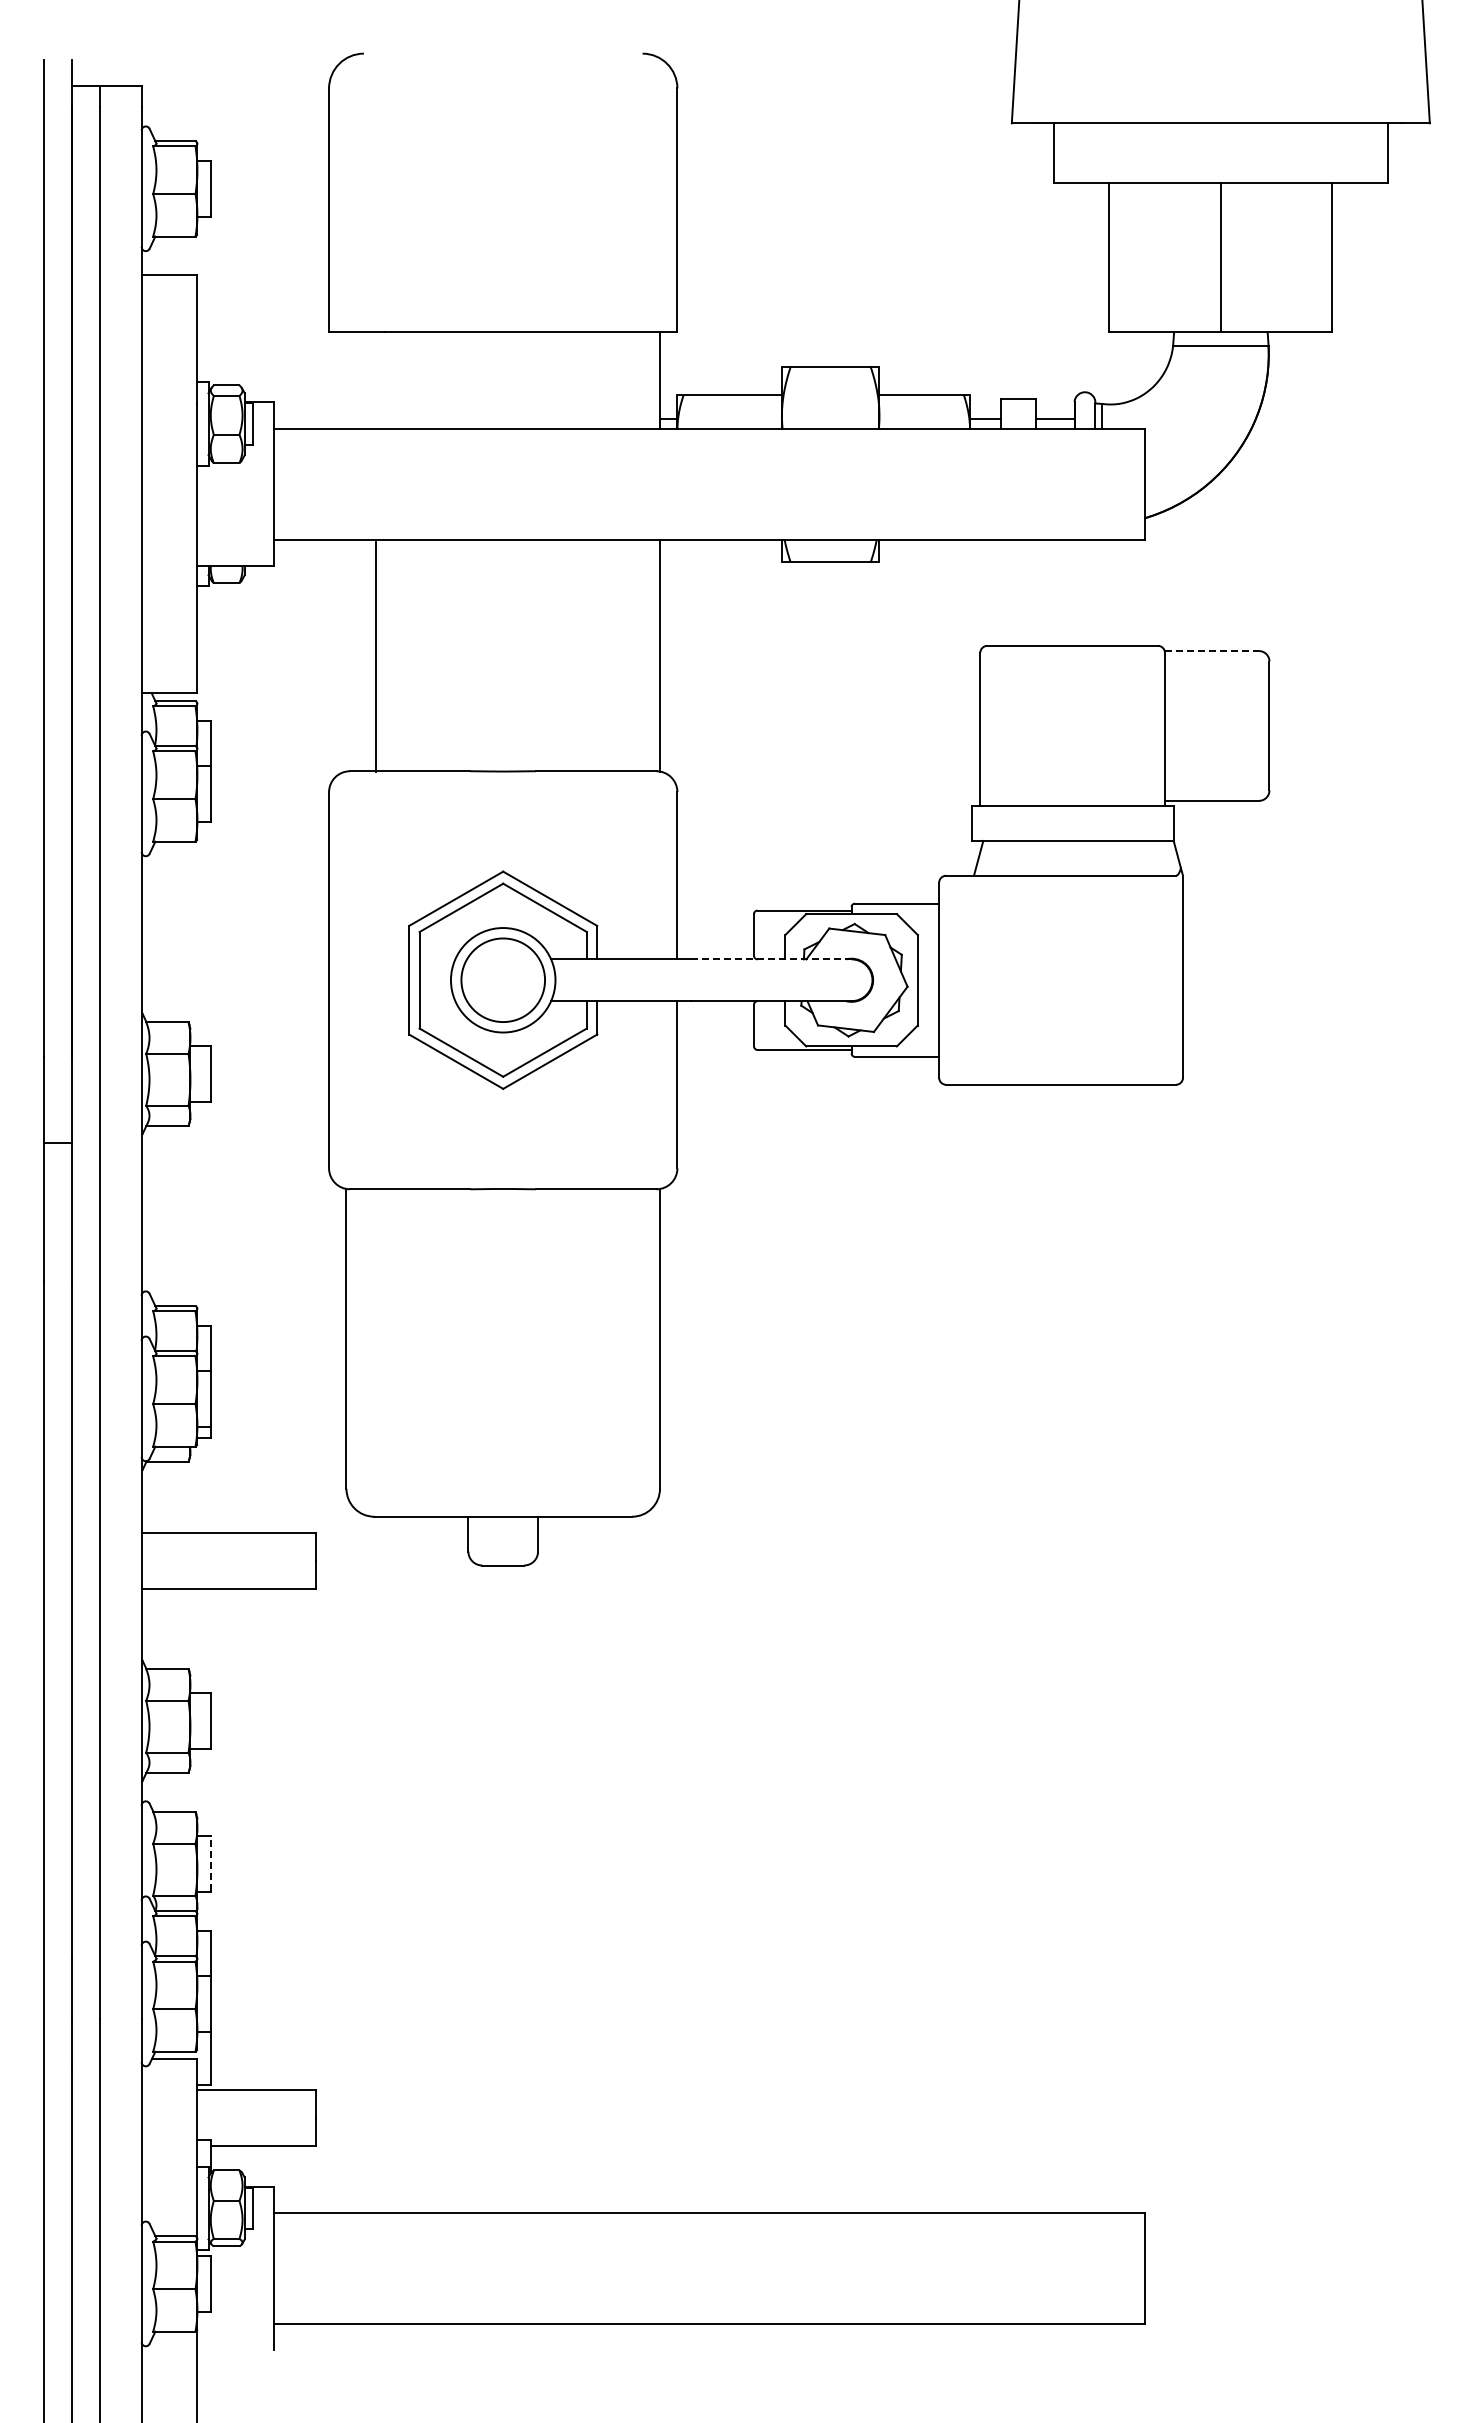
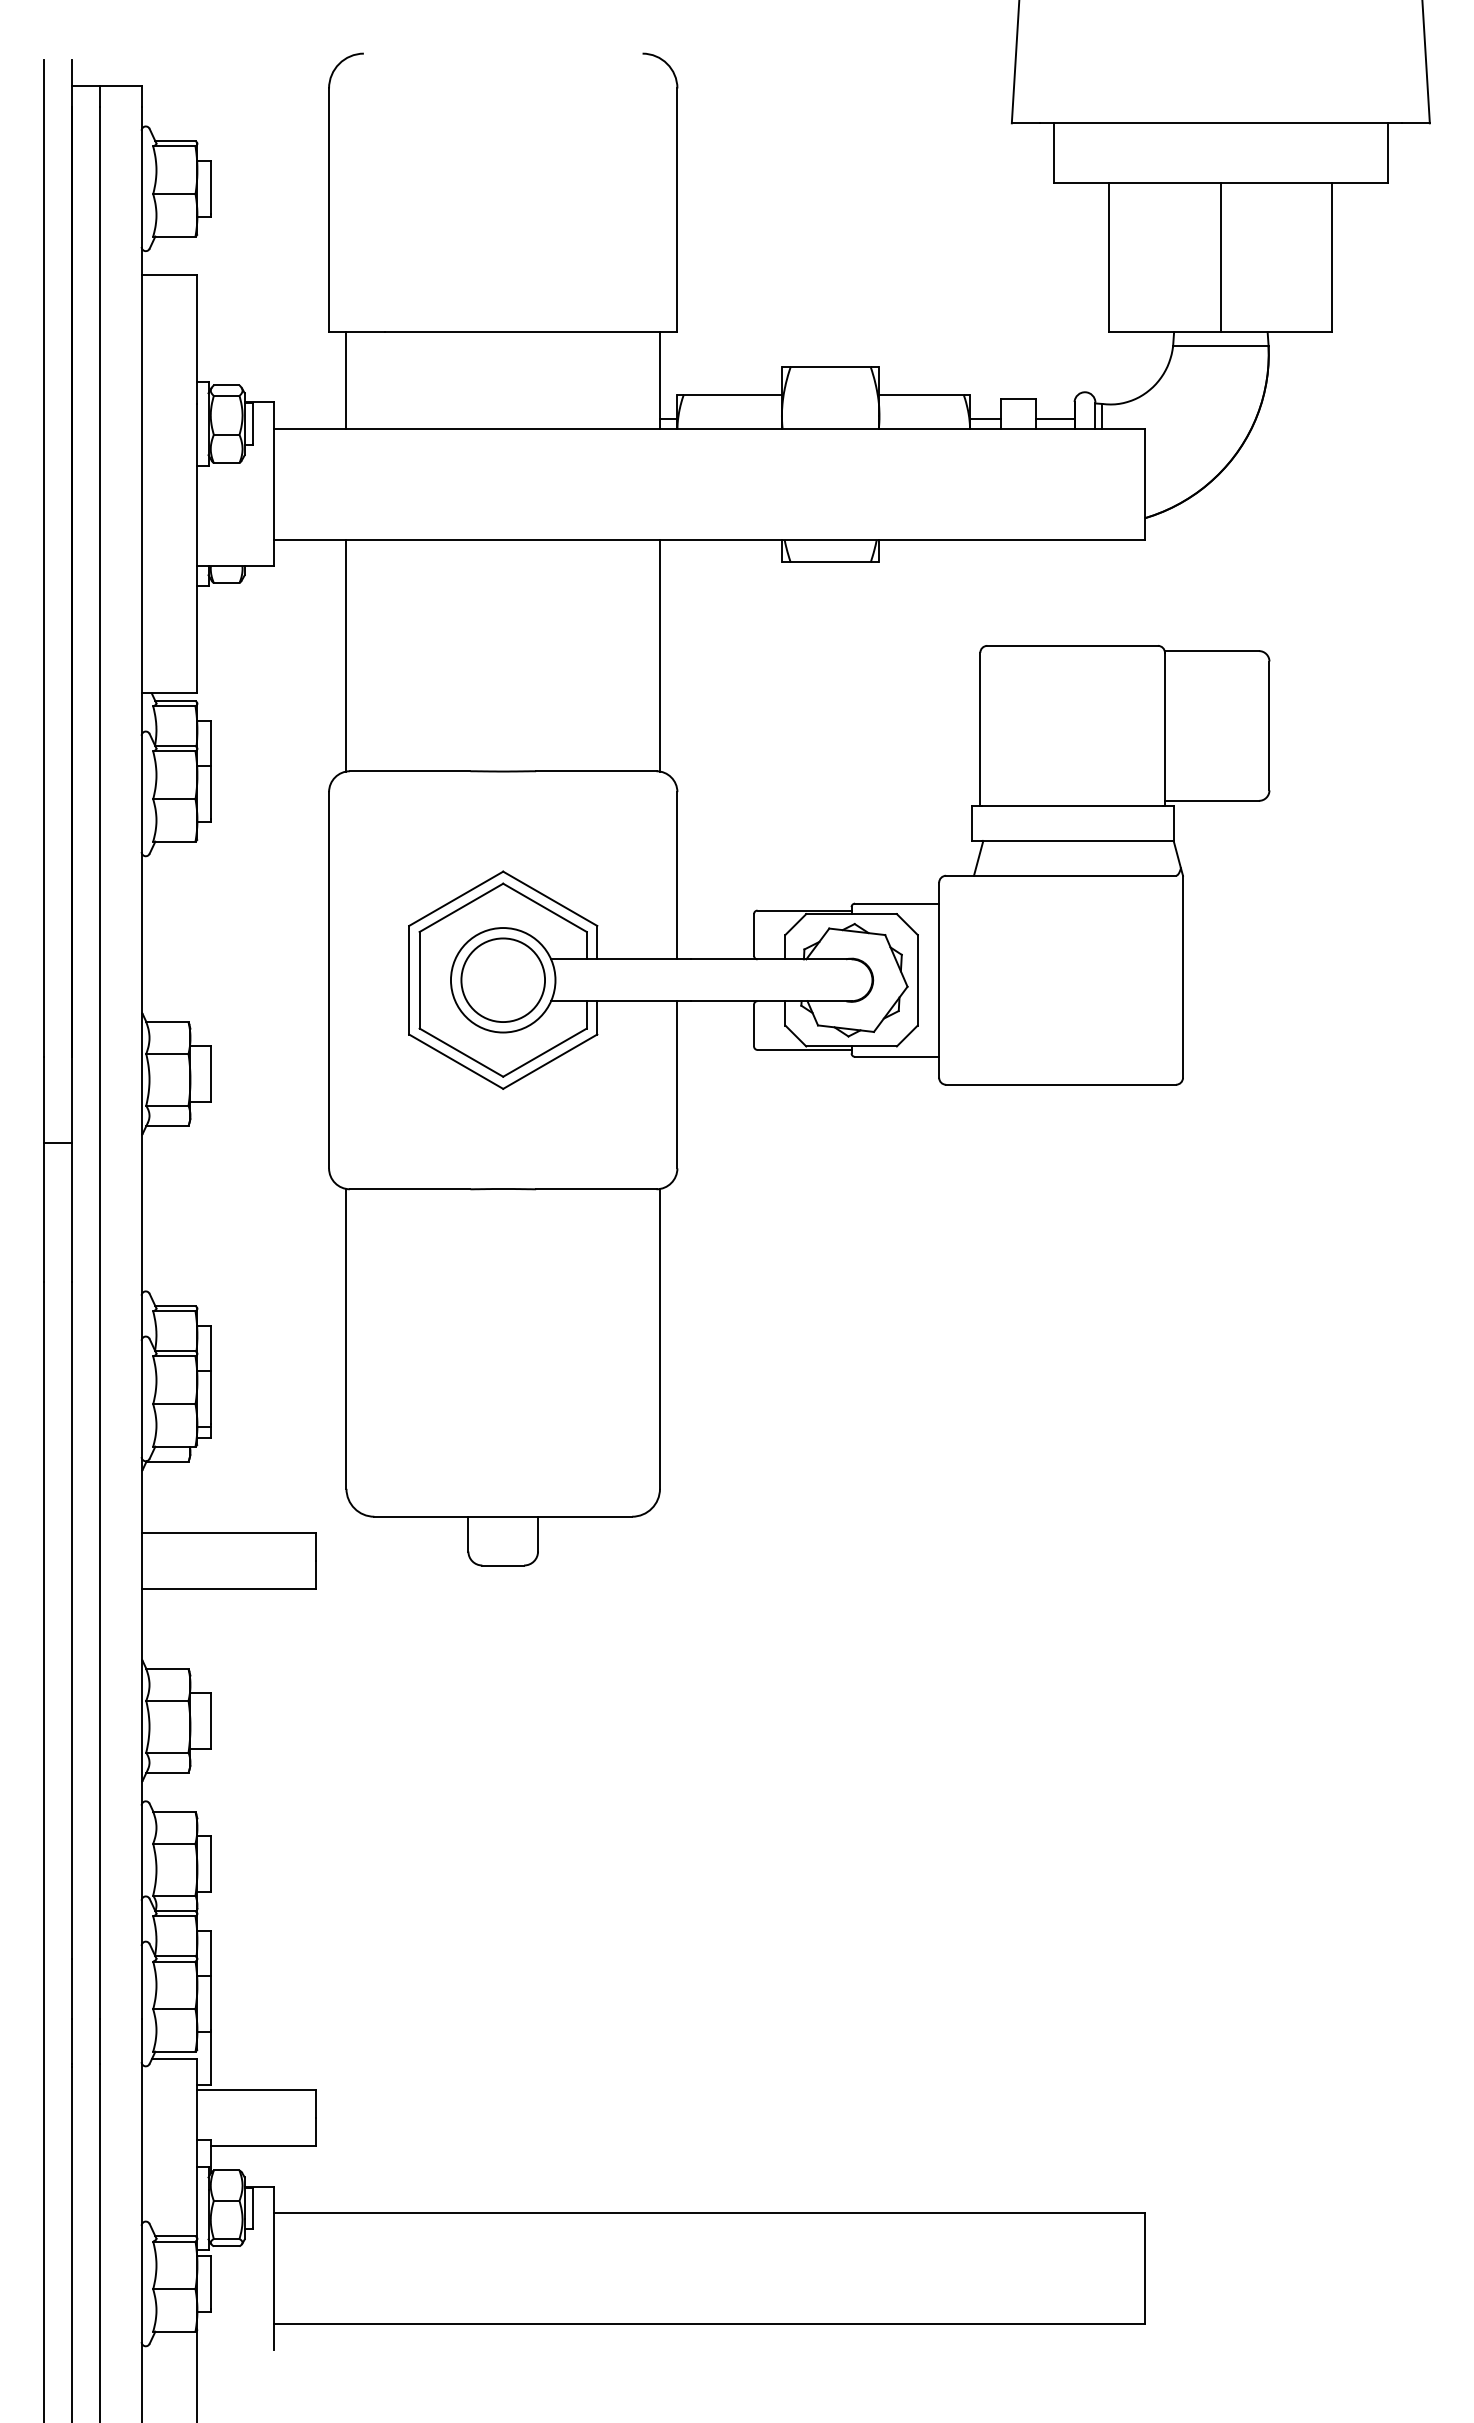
line: none -> present (346, 380)
line: dashed -> solid (1212, 651)
line position: (376, 655) -> (346, 655) (346, 655)
line: dashed -> solid (770, 959)
line: dashed -> solid (211, 1863)
